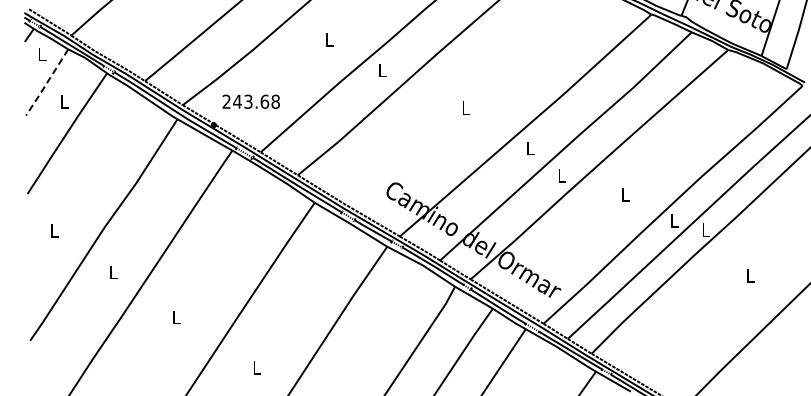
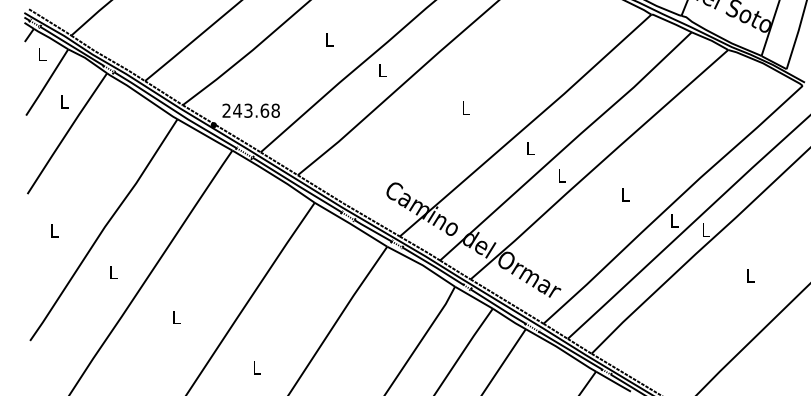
line: dashed -> solid (46, 83)
text position: (250, 101) -> (250, 110) (250, 110)
